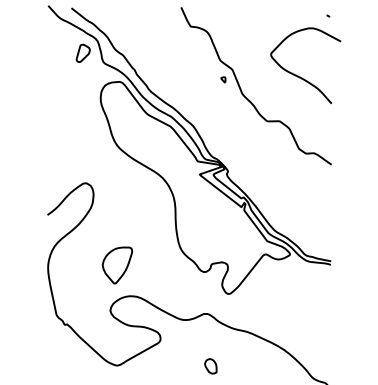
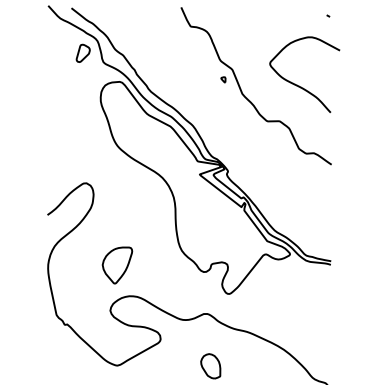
curve position: (300, 76) -> (299, 85) (299, 85)
part size: 14x17 px -> 22x27 px (210, 366)
